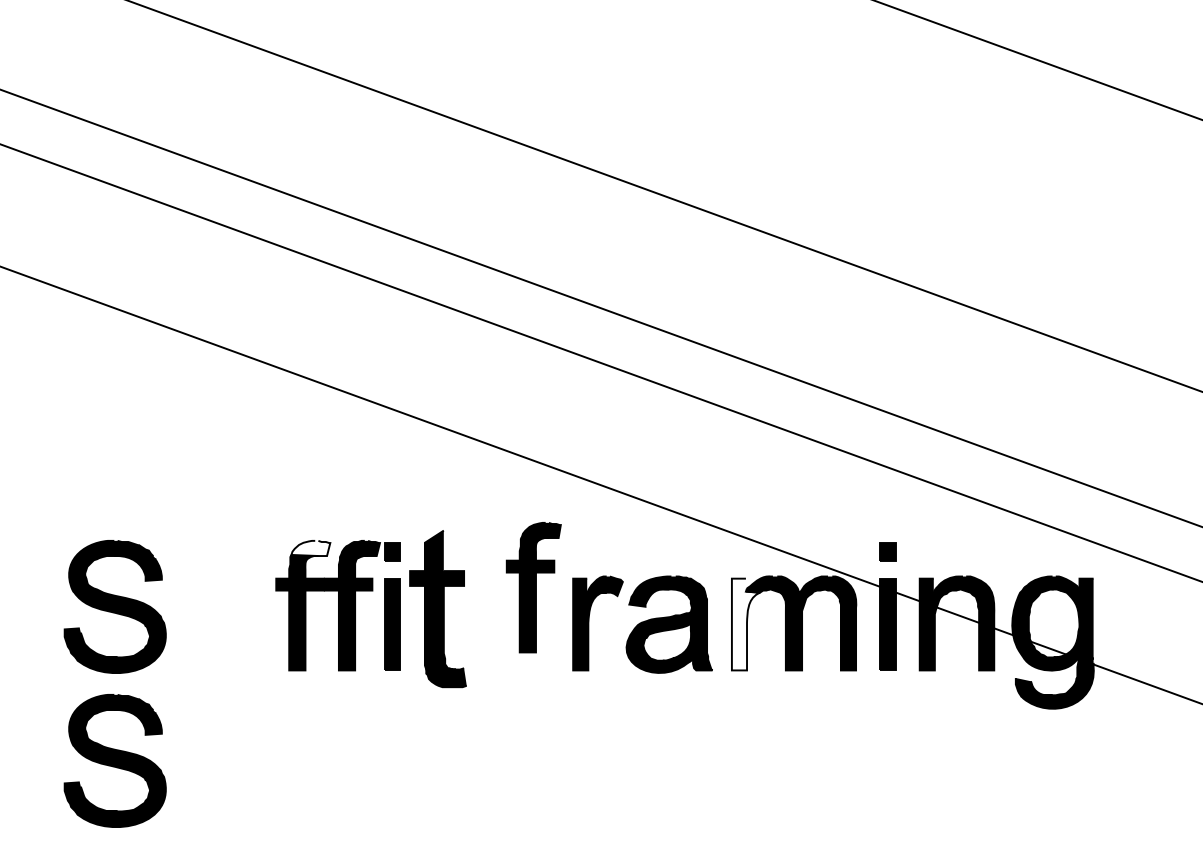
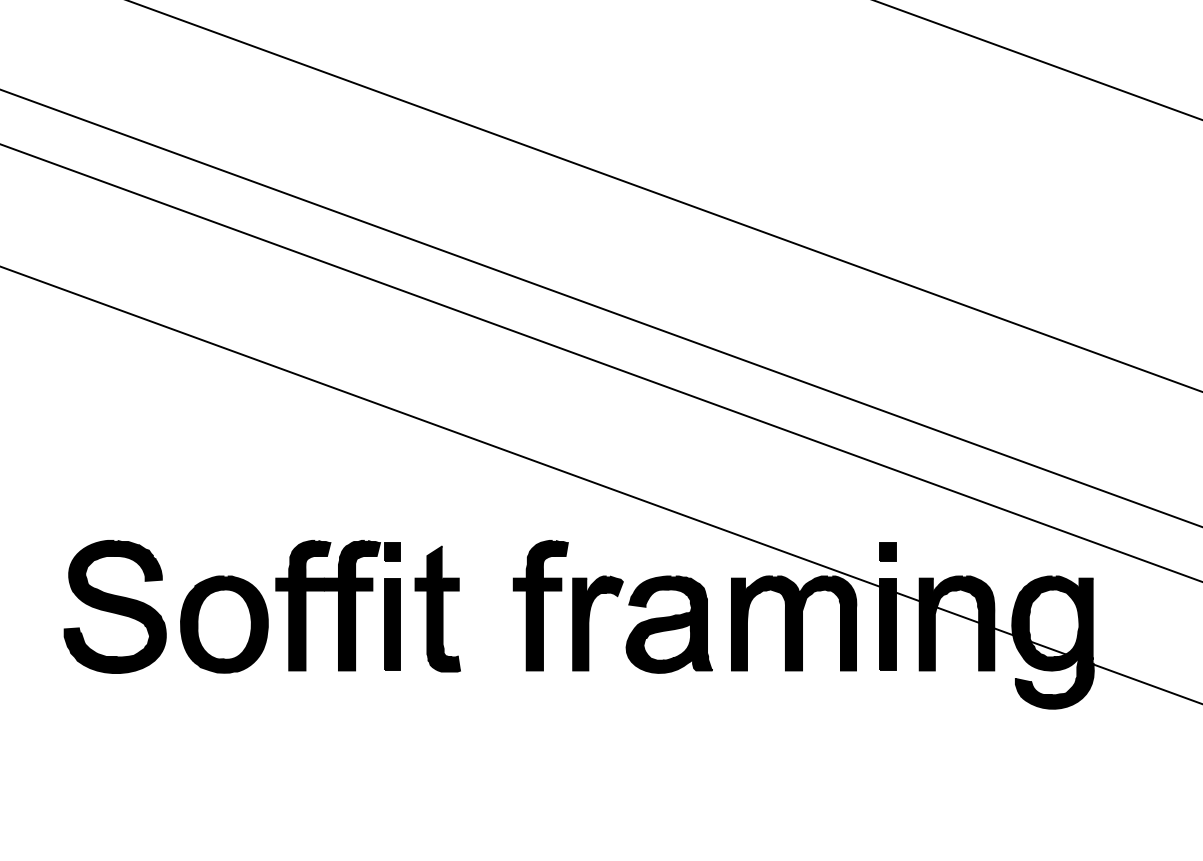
fill: none -> present (310, 548)
part position: (533, 587) -> (540, 605) (540, 605)
part size: 58x159 px -> 47x128 px (437, 608)
part: none -> present (224, 624)
fill: none -> present (745, 624)
part: present -> none (114, 760)
